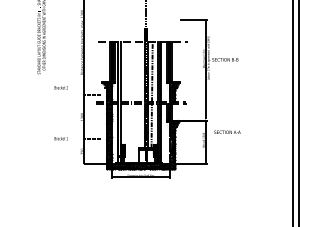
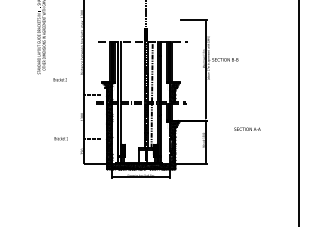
text position: (60, 87) -> (59, 79) (59, 79)
line: present -> none (293, 112)
text position: (227, 131) -> (247, 128) (247, 128)
